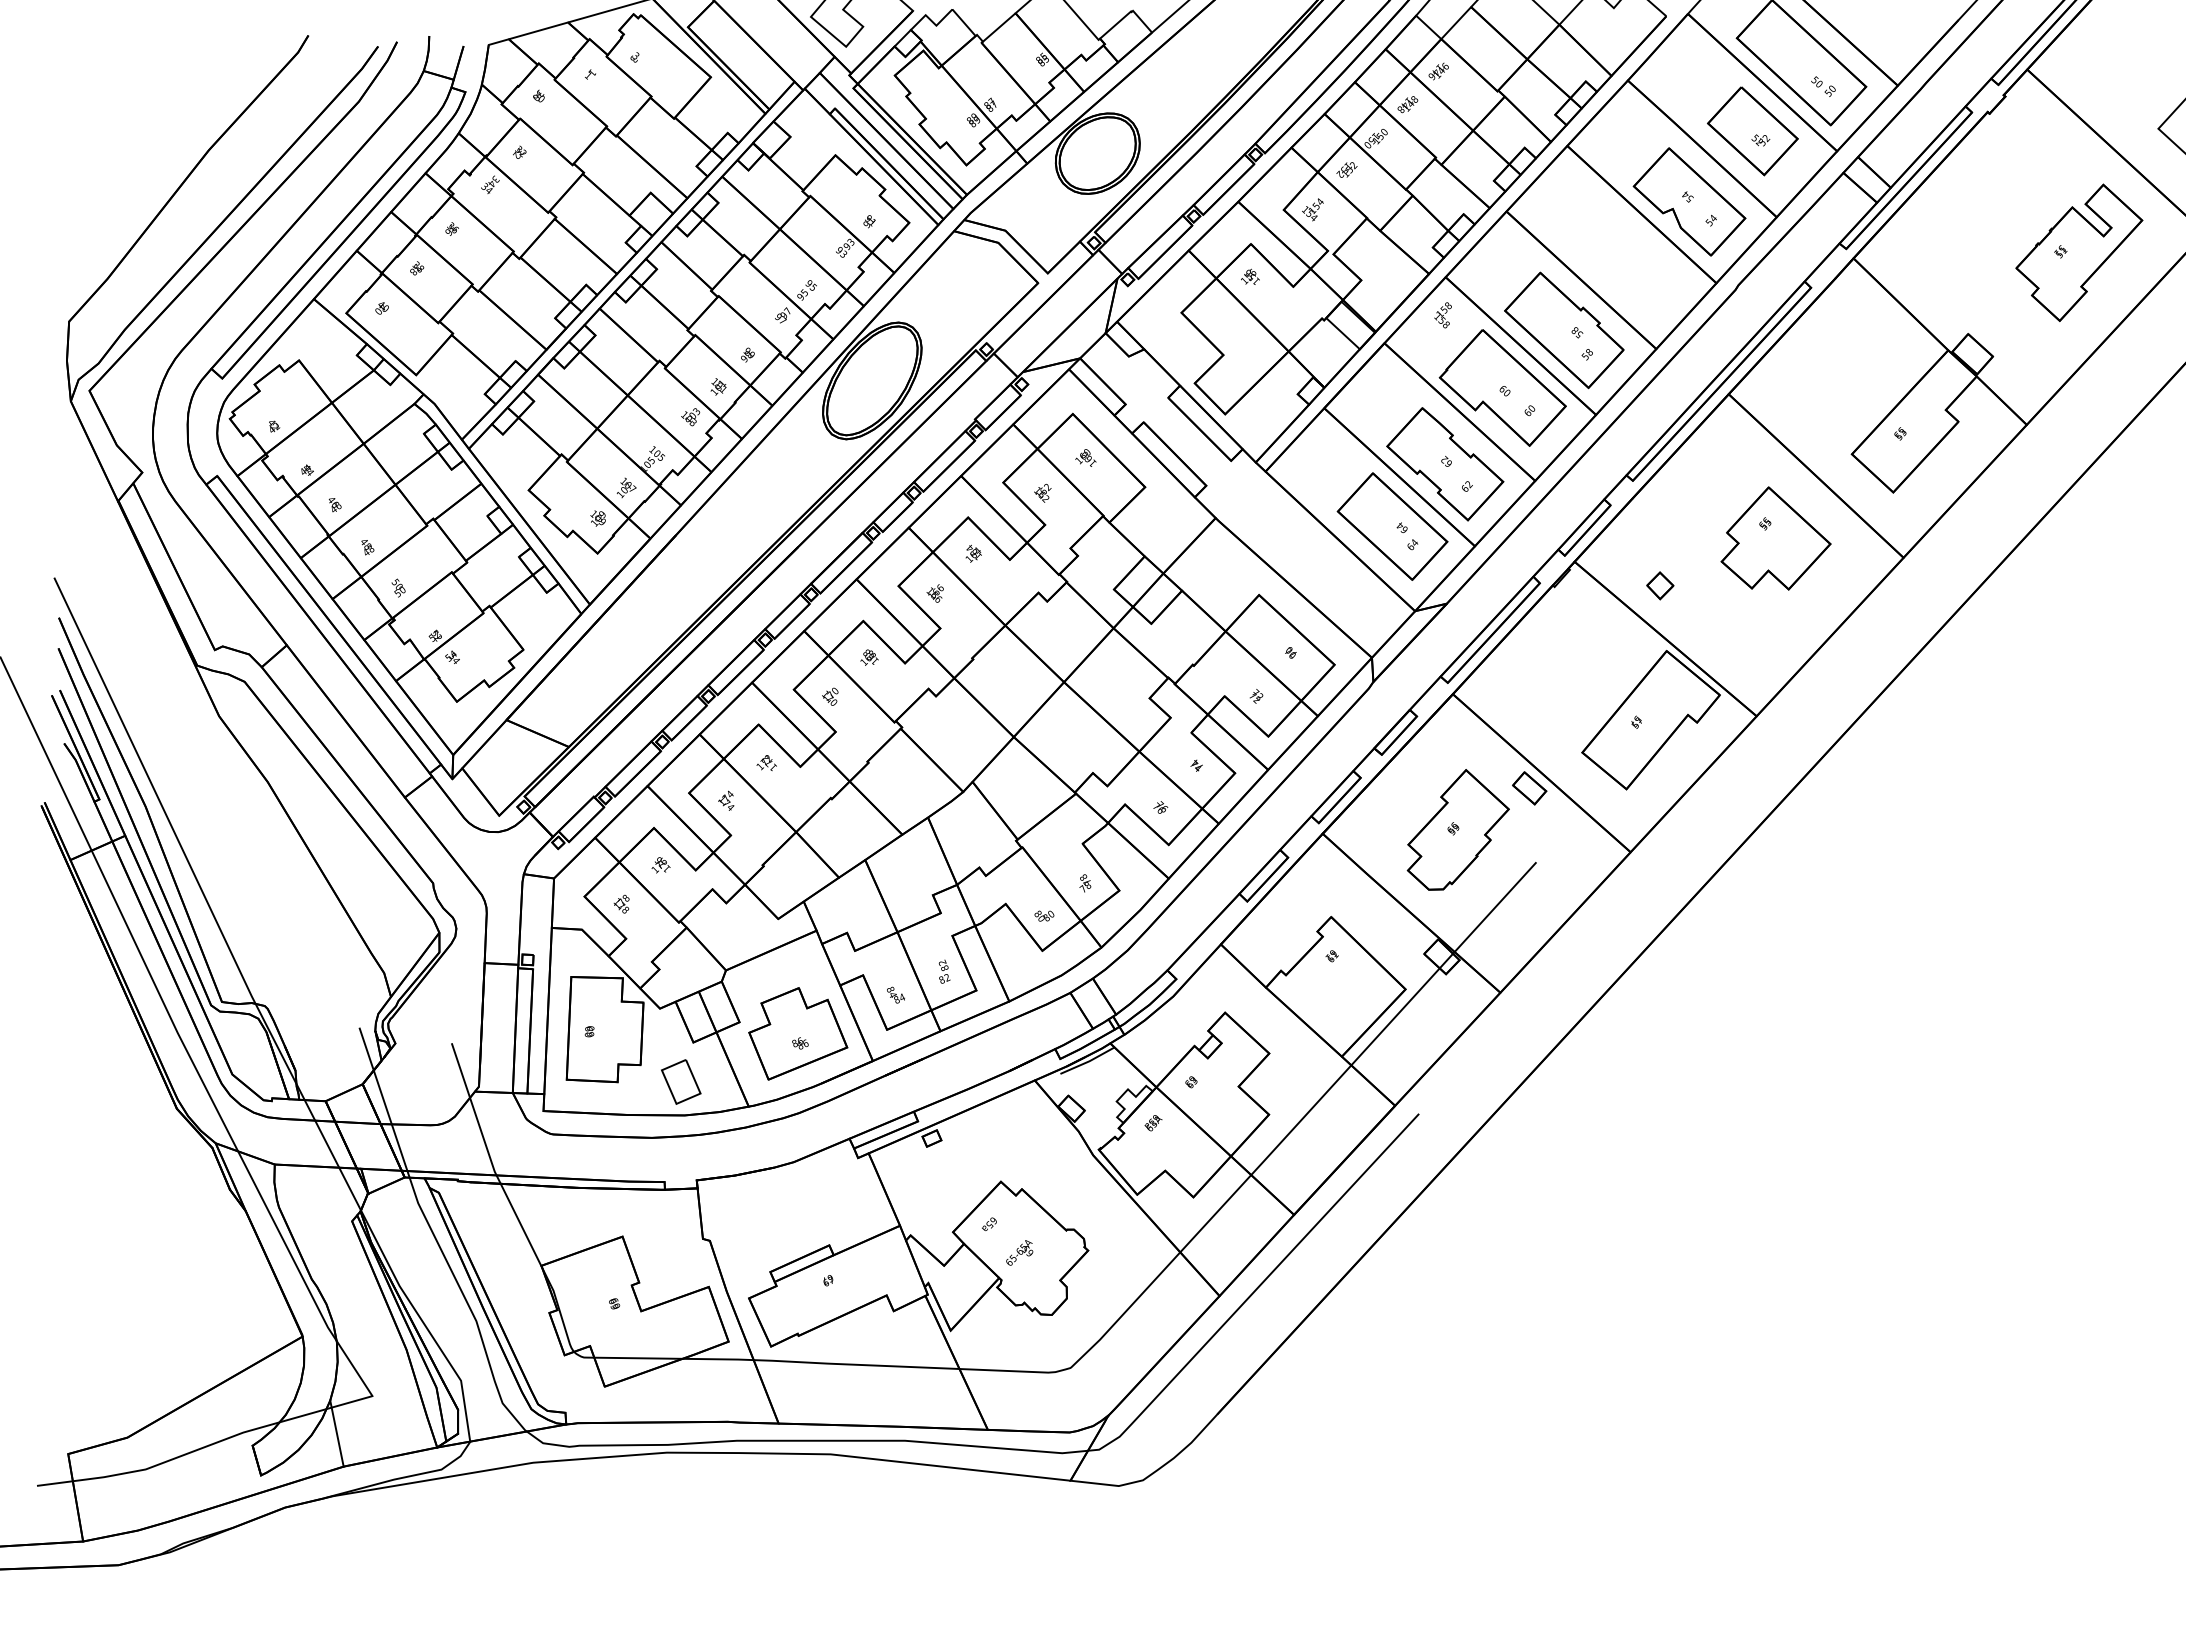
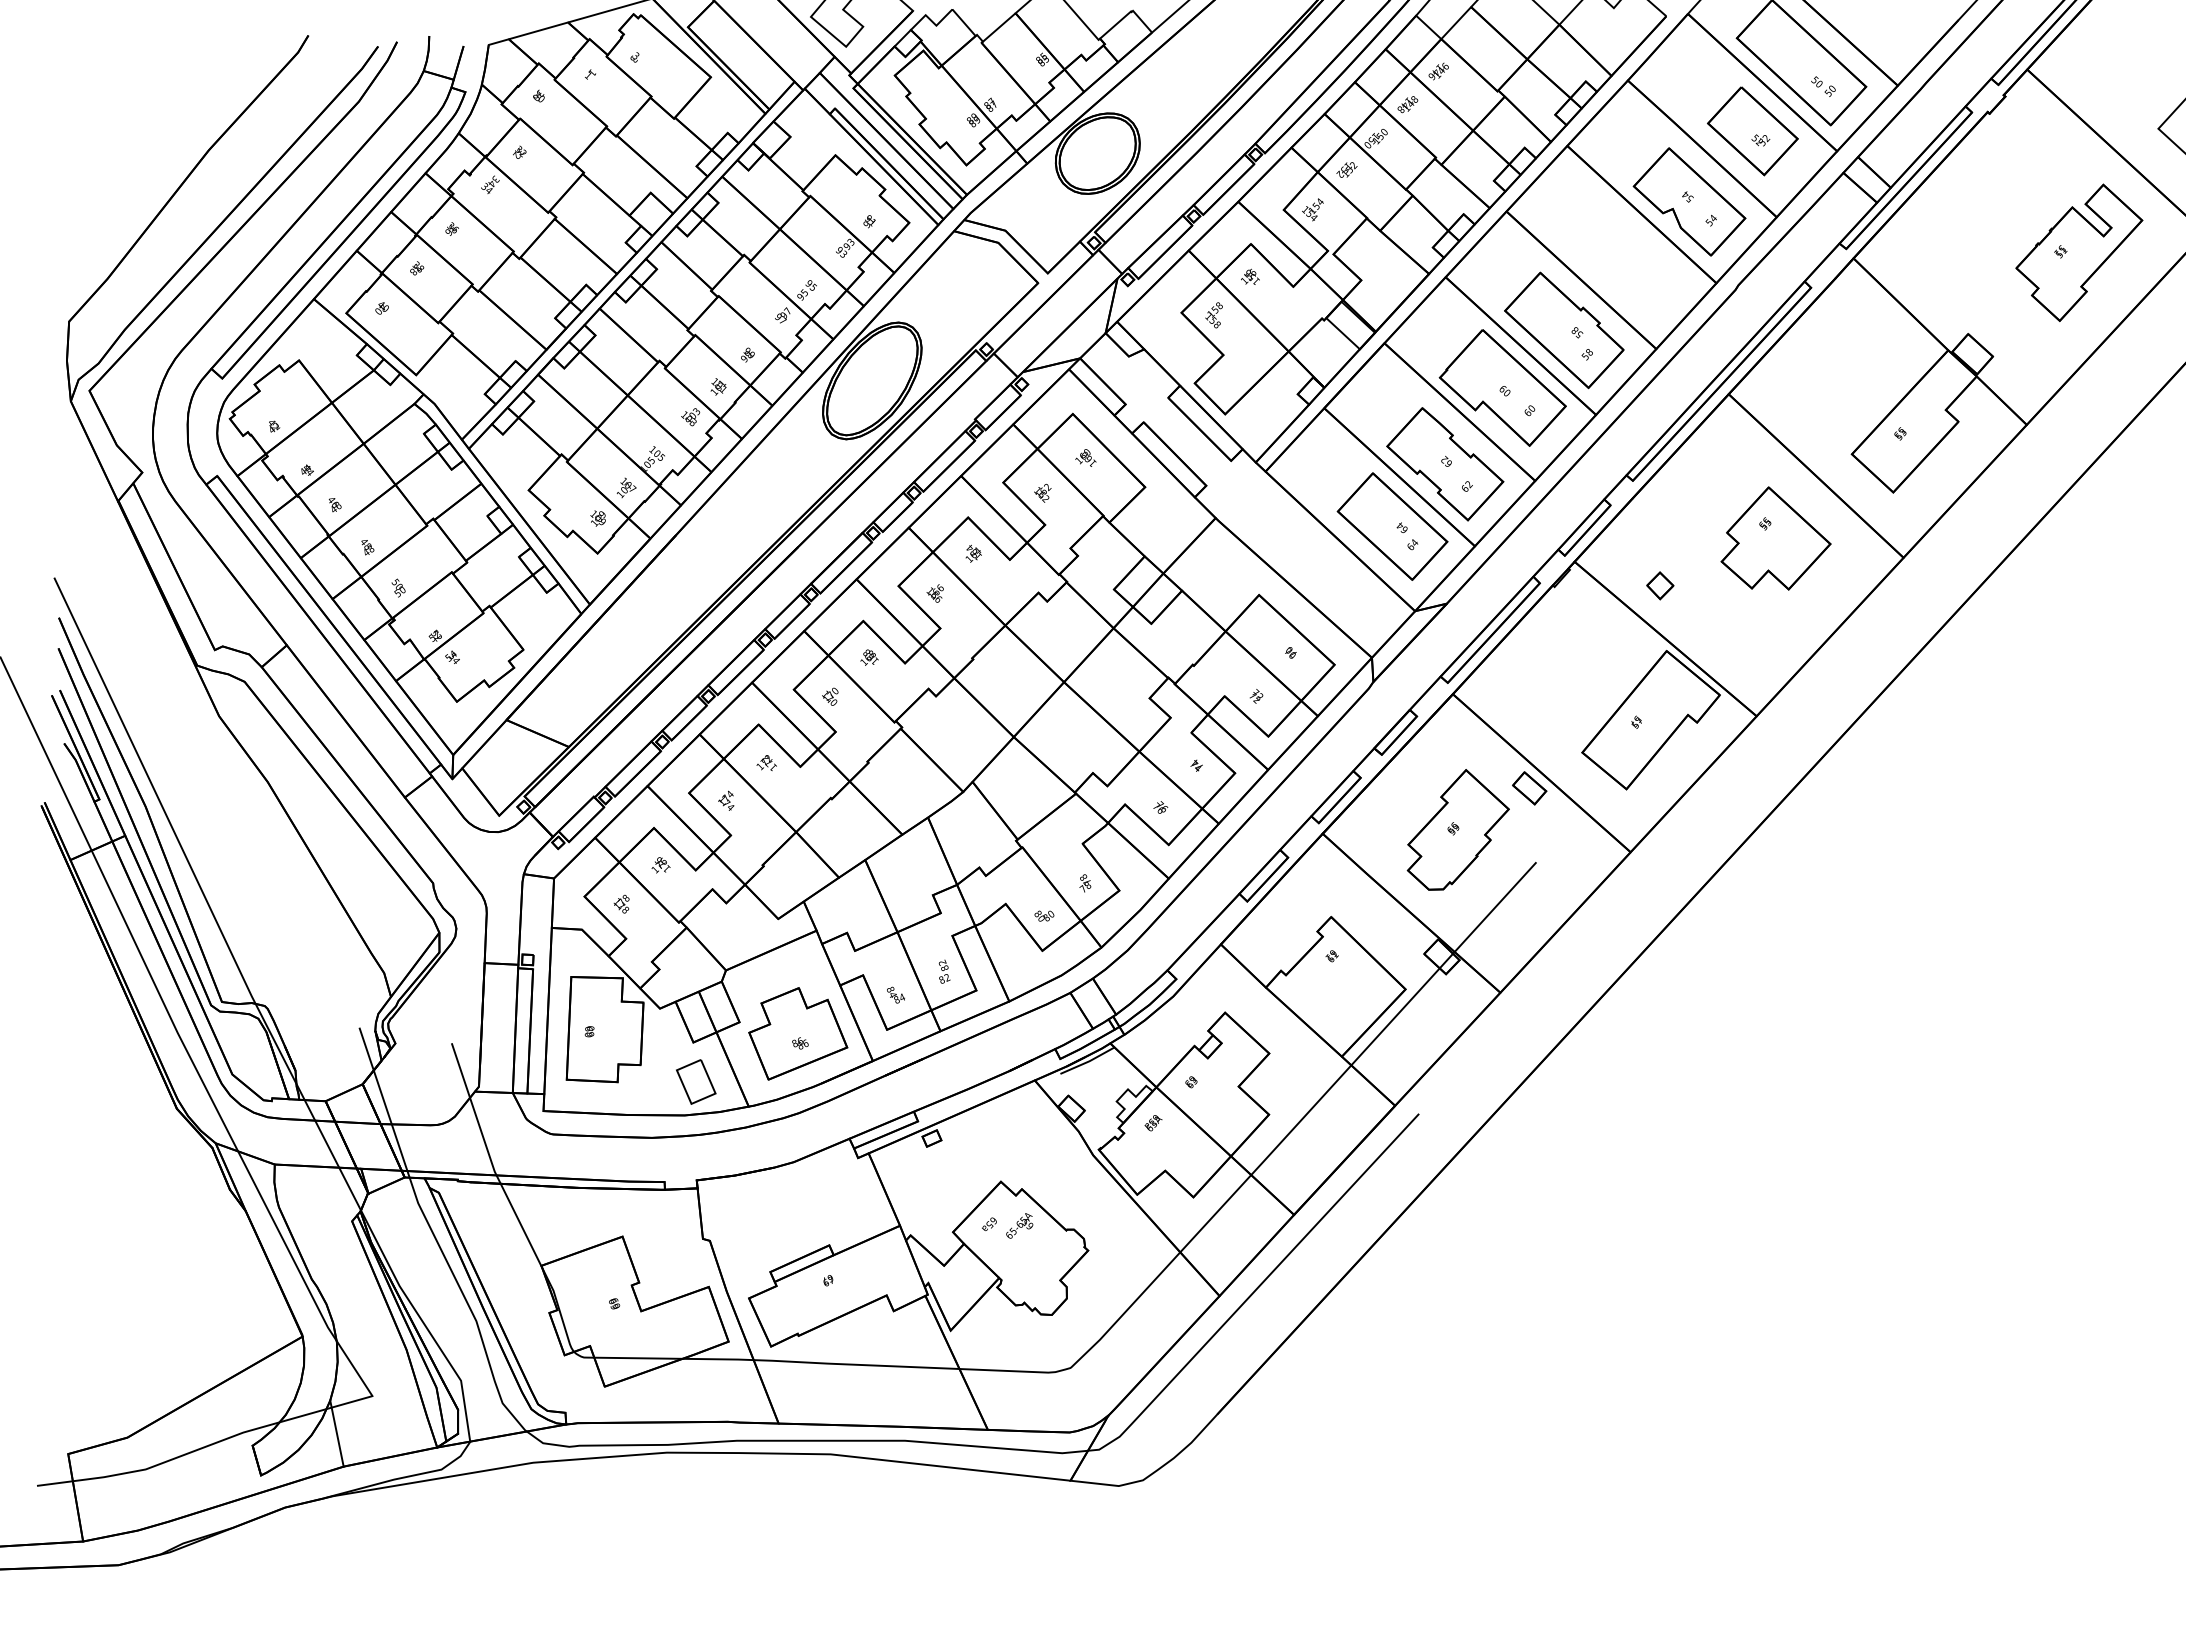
text position: (1442, 315) -> (1213, 315) (1213, 315)
part position: (681, 1081) -> (696, 1081) (696, 1081)
text position: (1019, 1252) -> (1019, 1225) (1019, 1225)
